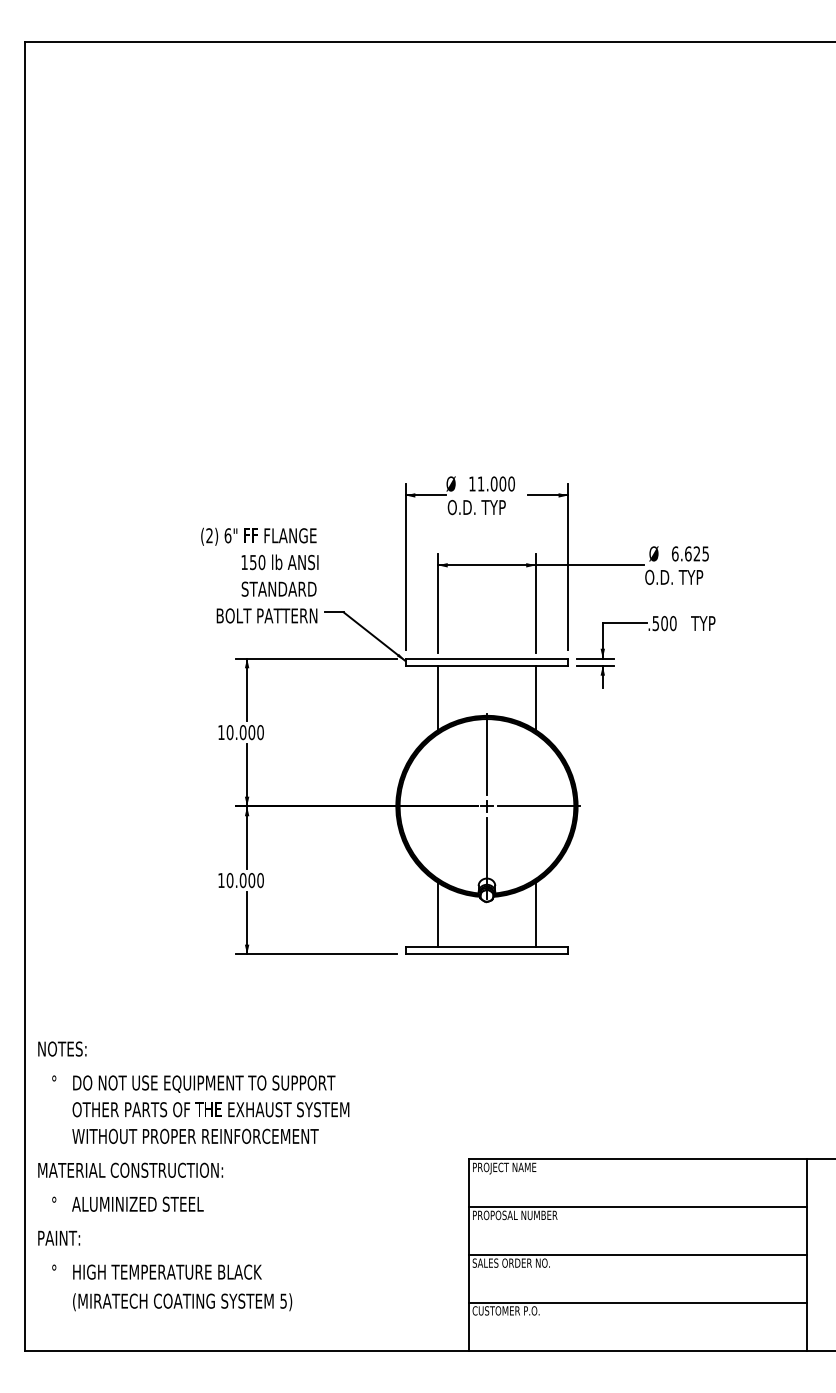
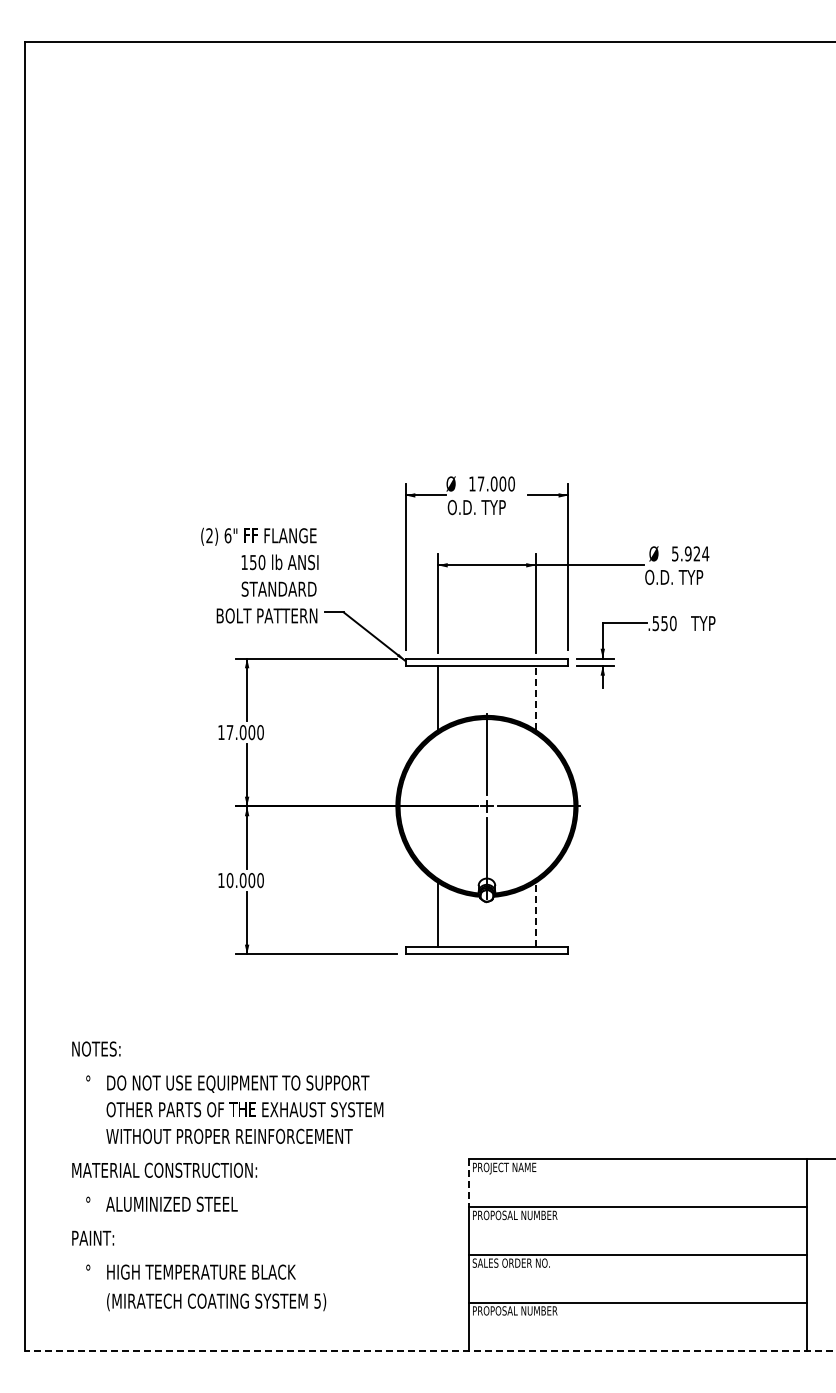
text: 11.000 -> 17.000 (481, 483)
text: 6.625 -> 5.924 (690, 553)
text: .500 -> .550 (664, 623)
line: solid -> dashed (535, 697)
text: 10.000 -> 17.000 (229, 732)
line: solid -> dashed (535, 914)
text position: (193, 1176) -> (227, 1176) (227, 1176)
line: solid -> dashed (469, 1183)
text: CUSTOMER P.O. -> PROPOSAL NUMBER (514, 1310)
line: solid -> dashed (430, 1351)
